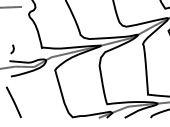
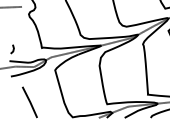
line position: (13, 102) -> (29, 102) (29, 102)
